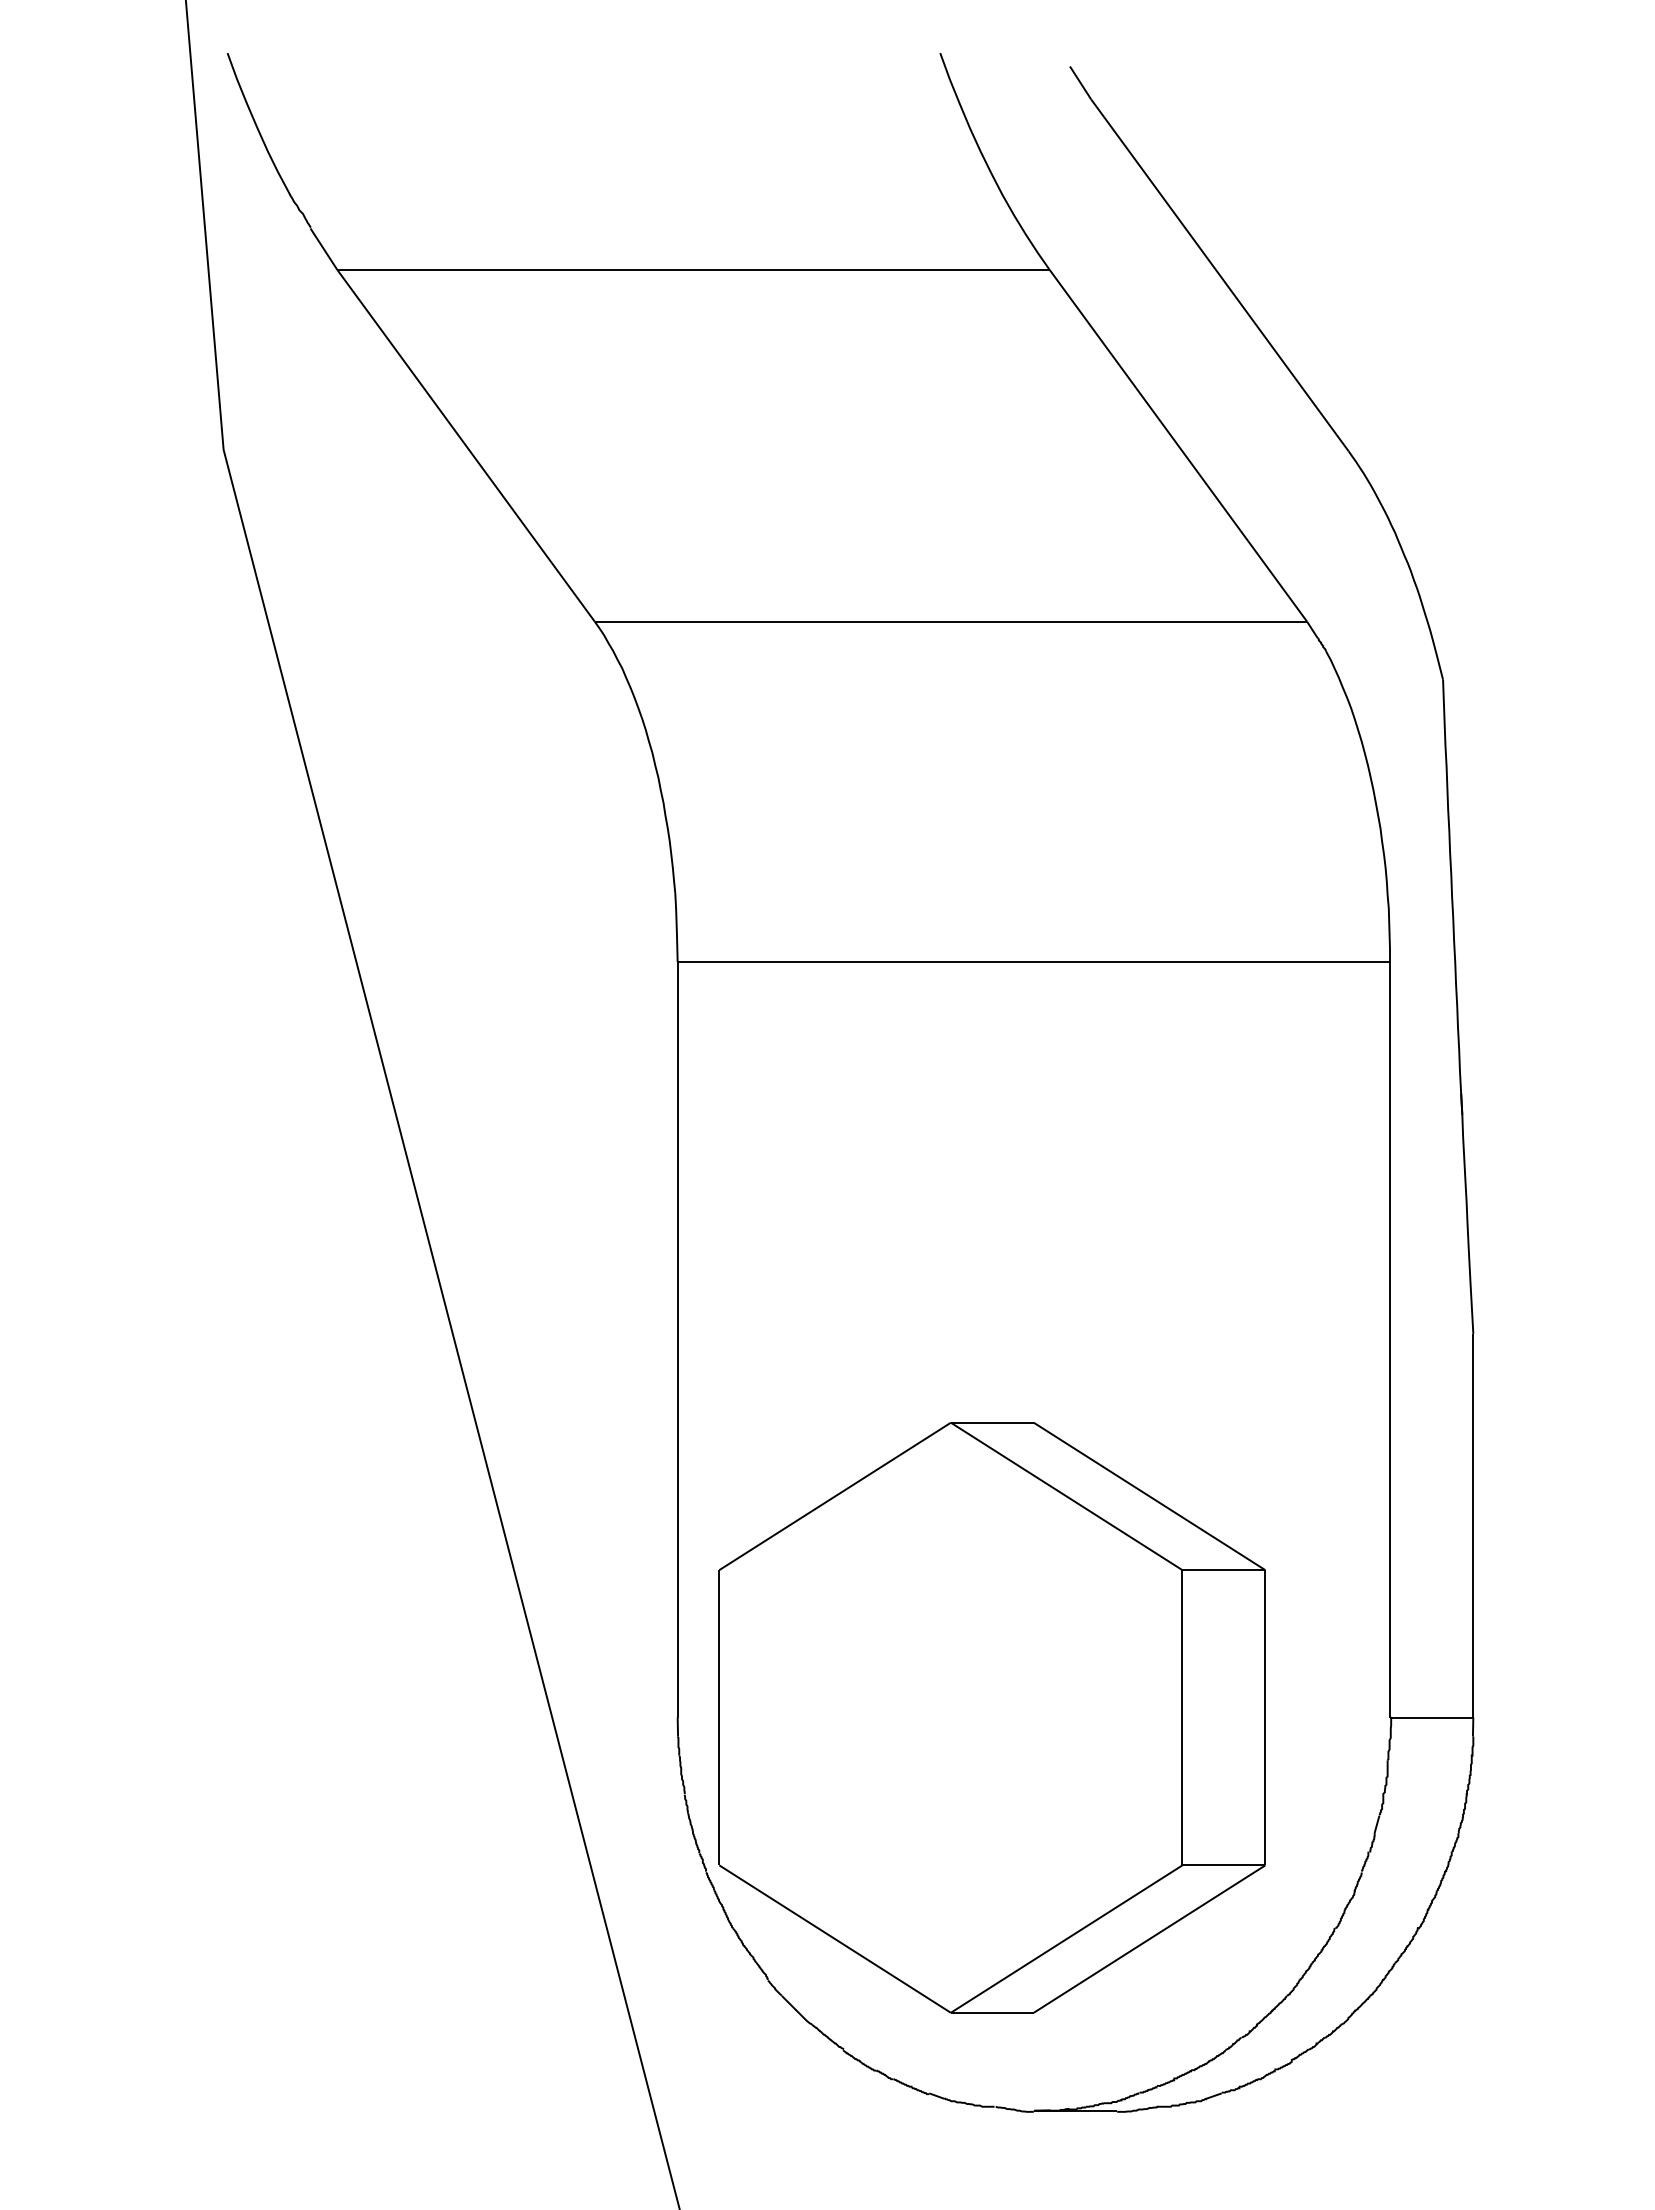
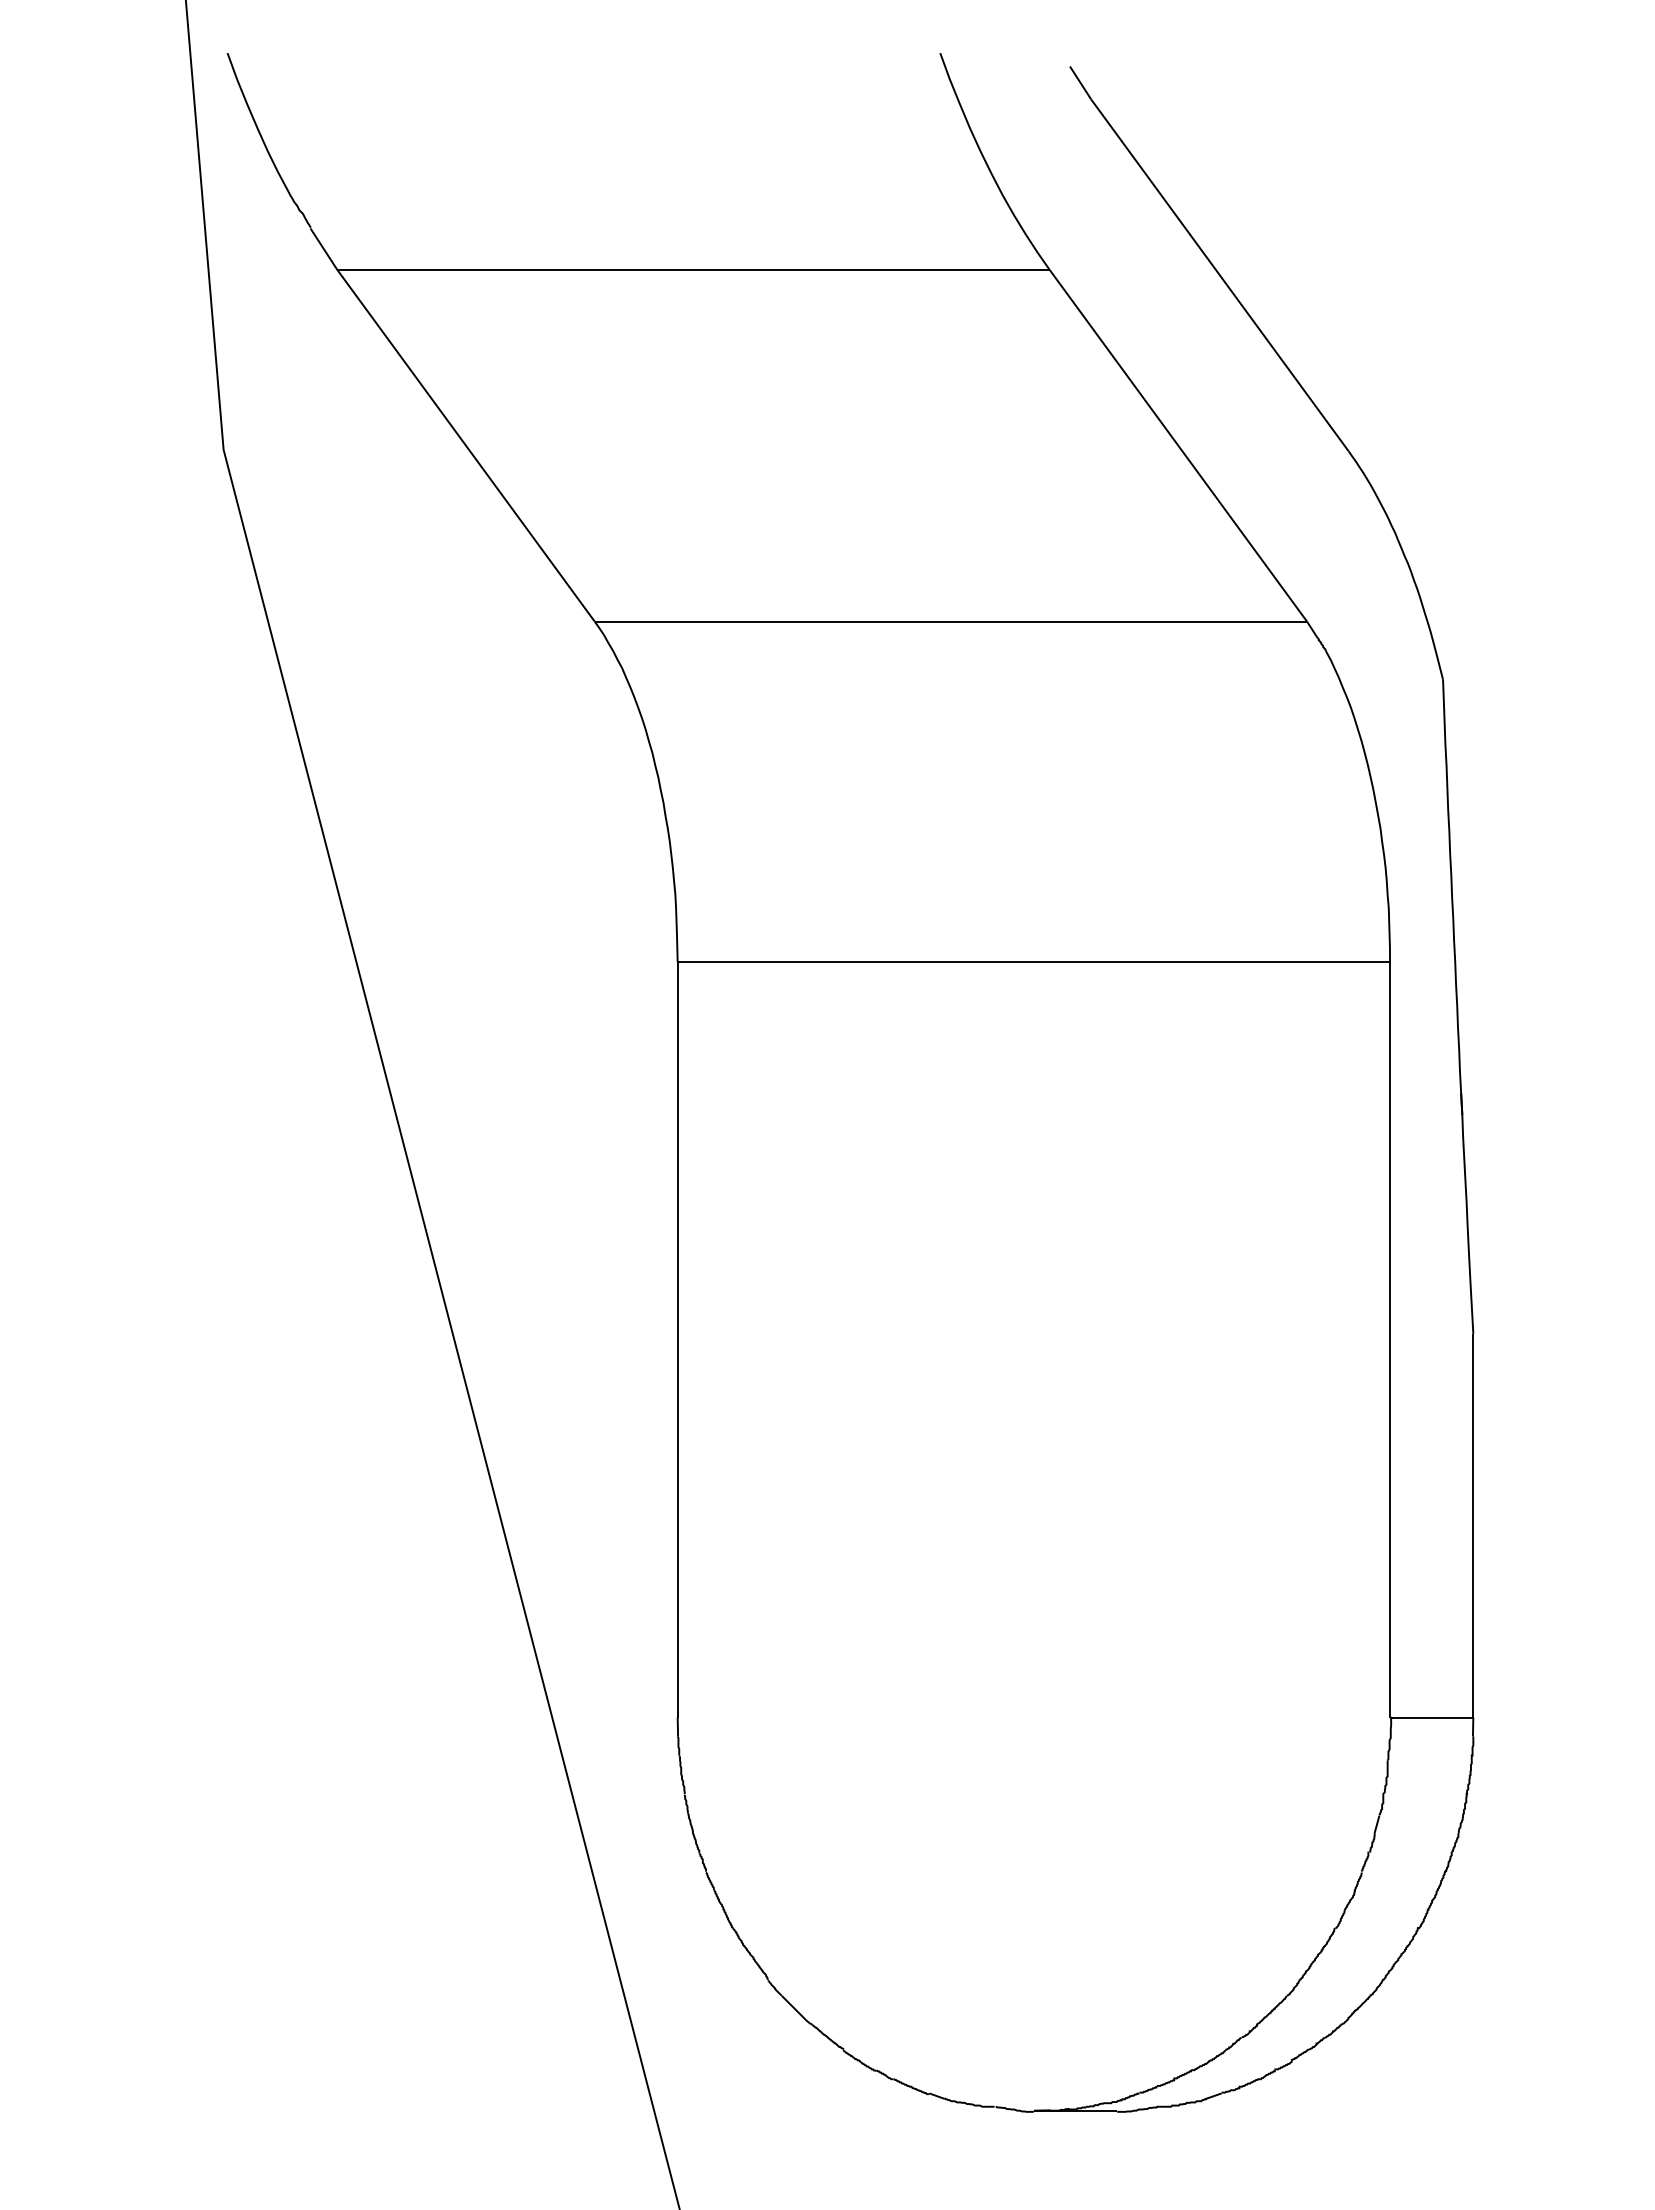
part: present -> none (991, 1717)
